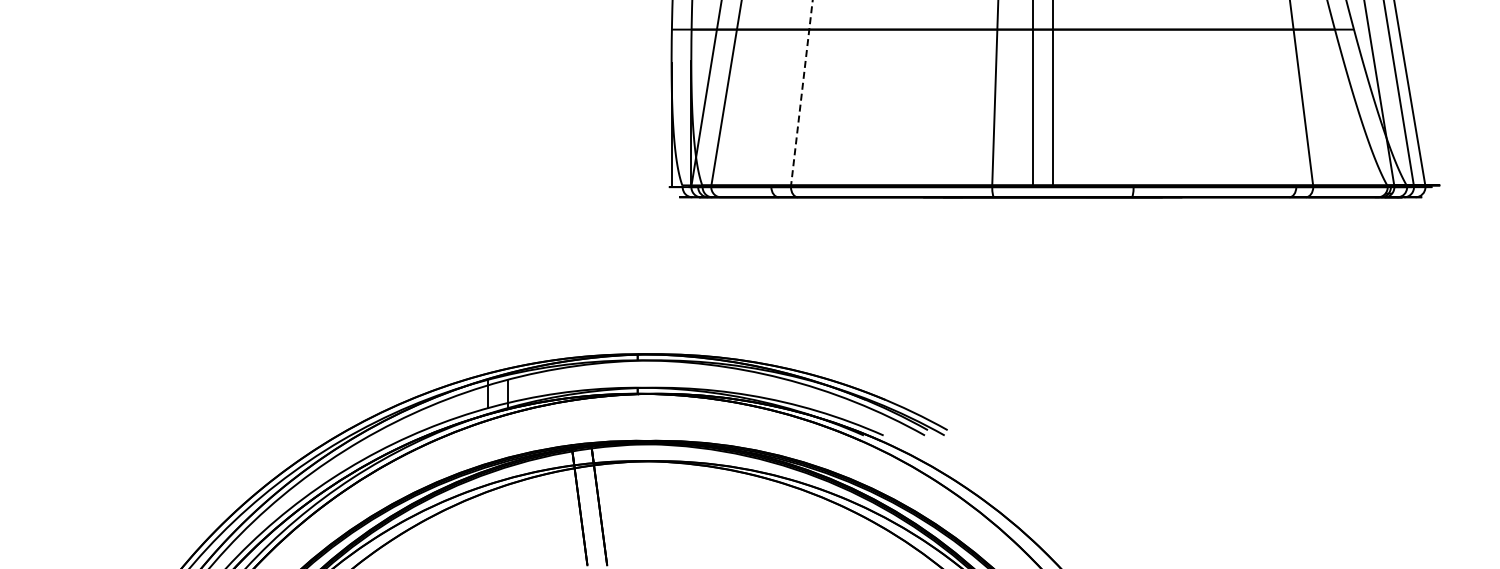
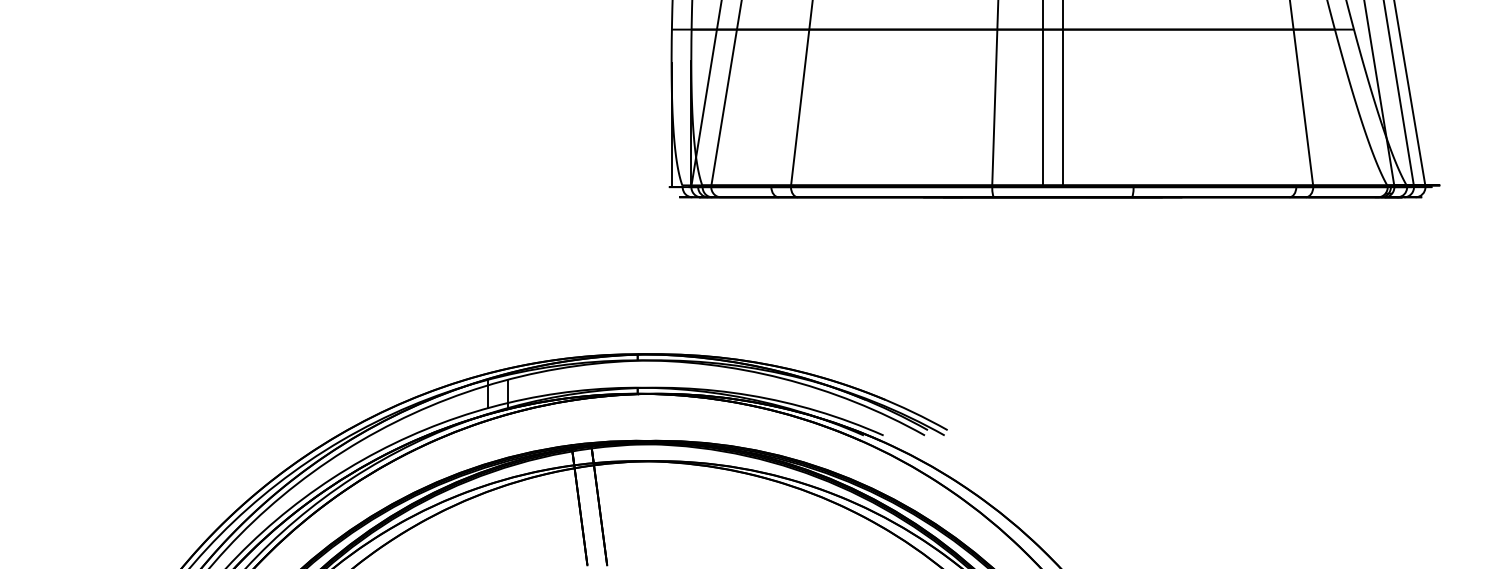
line: dashed -> solid (801, 93)
line position: (1032, 94) -> (1042, 94) (1042, 94)
line position: (1052, 94) -> (1062, 94) (1062, 94)
